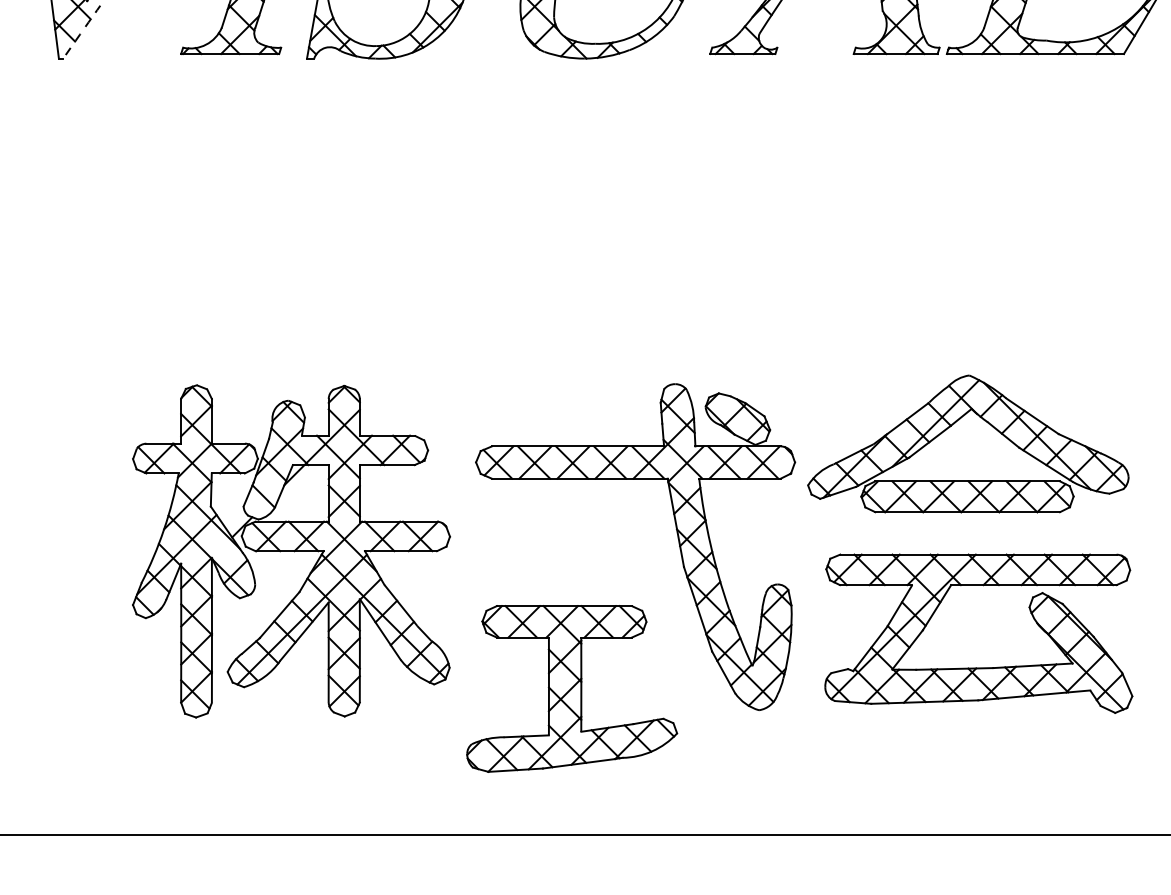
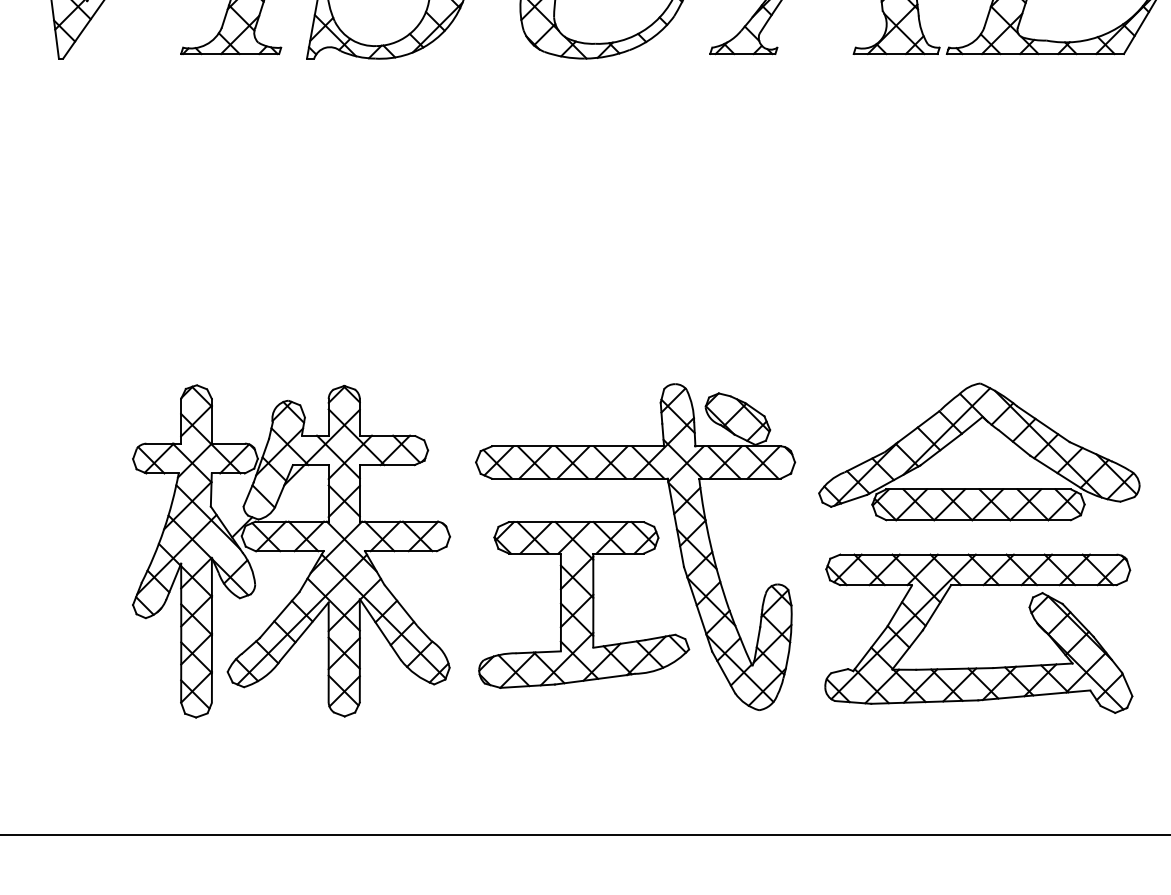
arc: dashed -> solid (83, 29)
part position: (954, 424) -> (965, 432) (965, 432)
part position: (572, 688) -> (584, 604) (584, 604)
